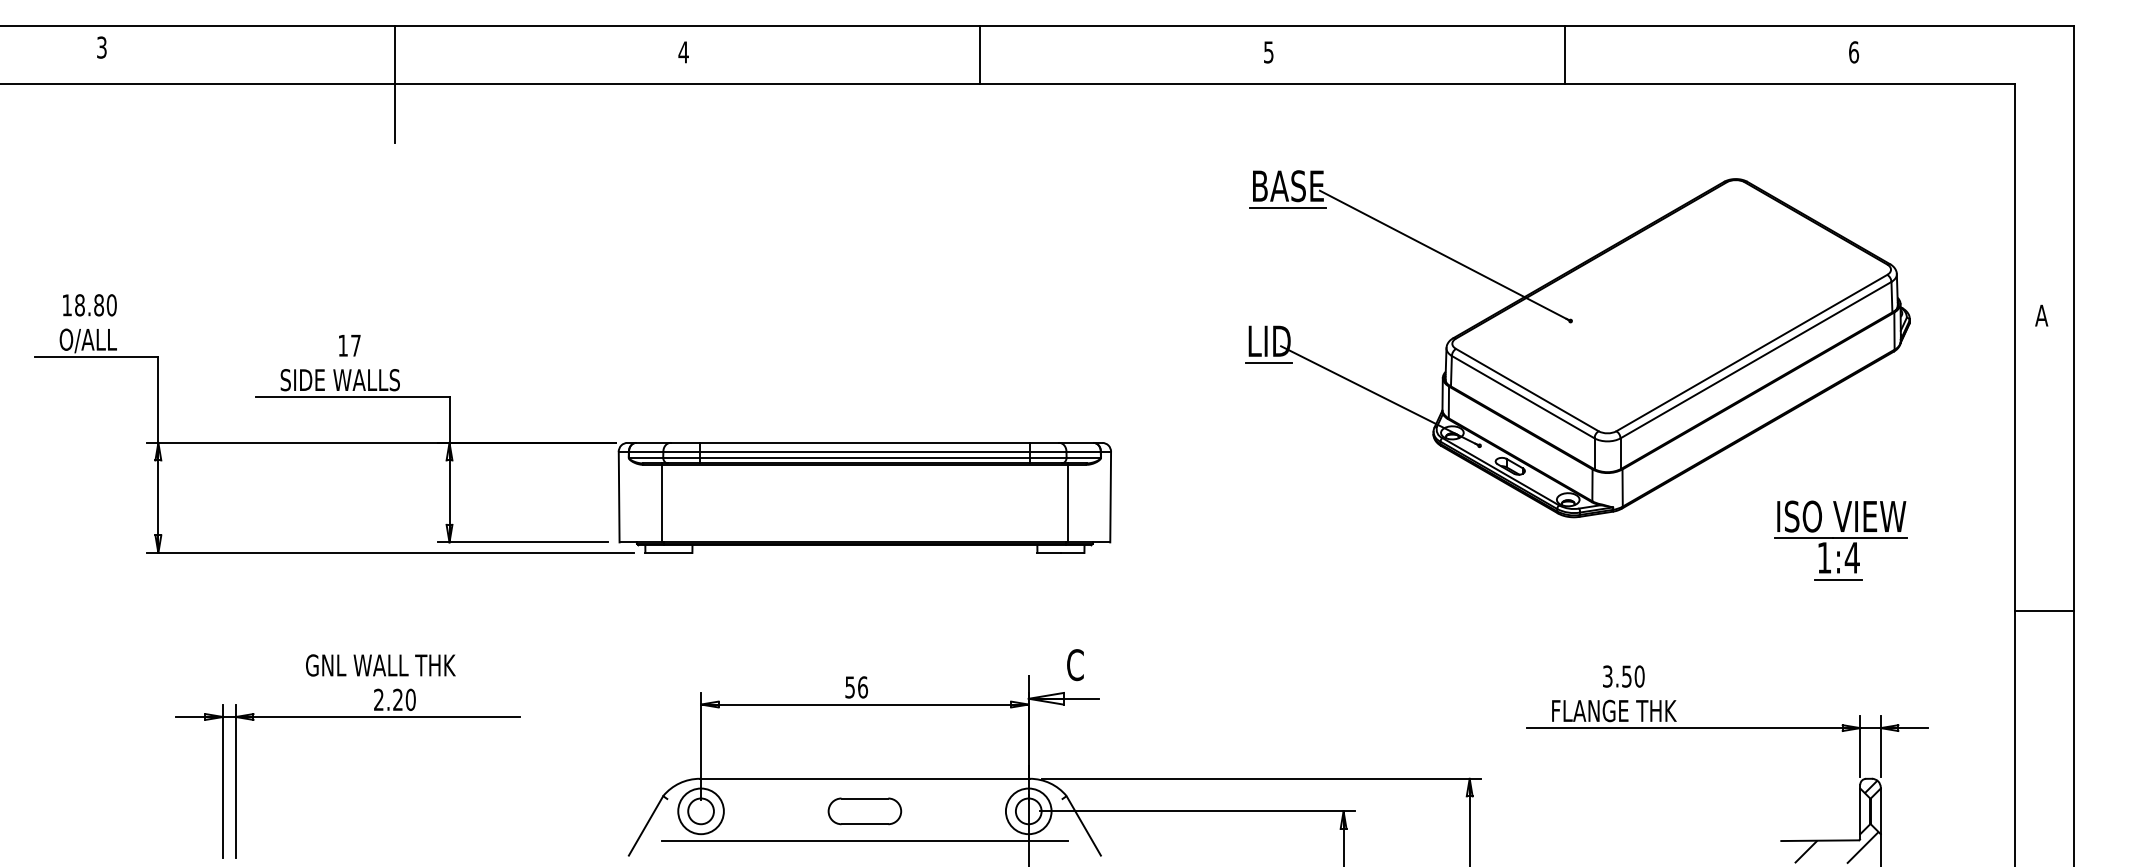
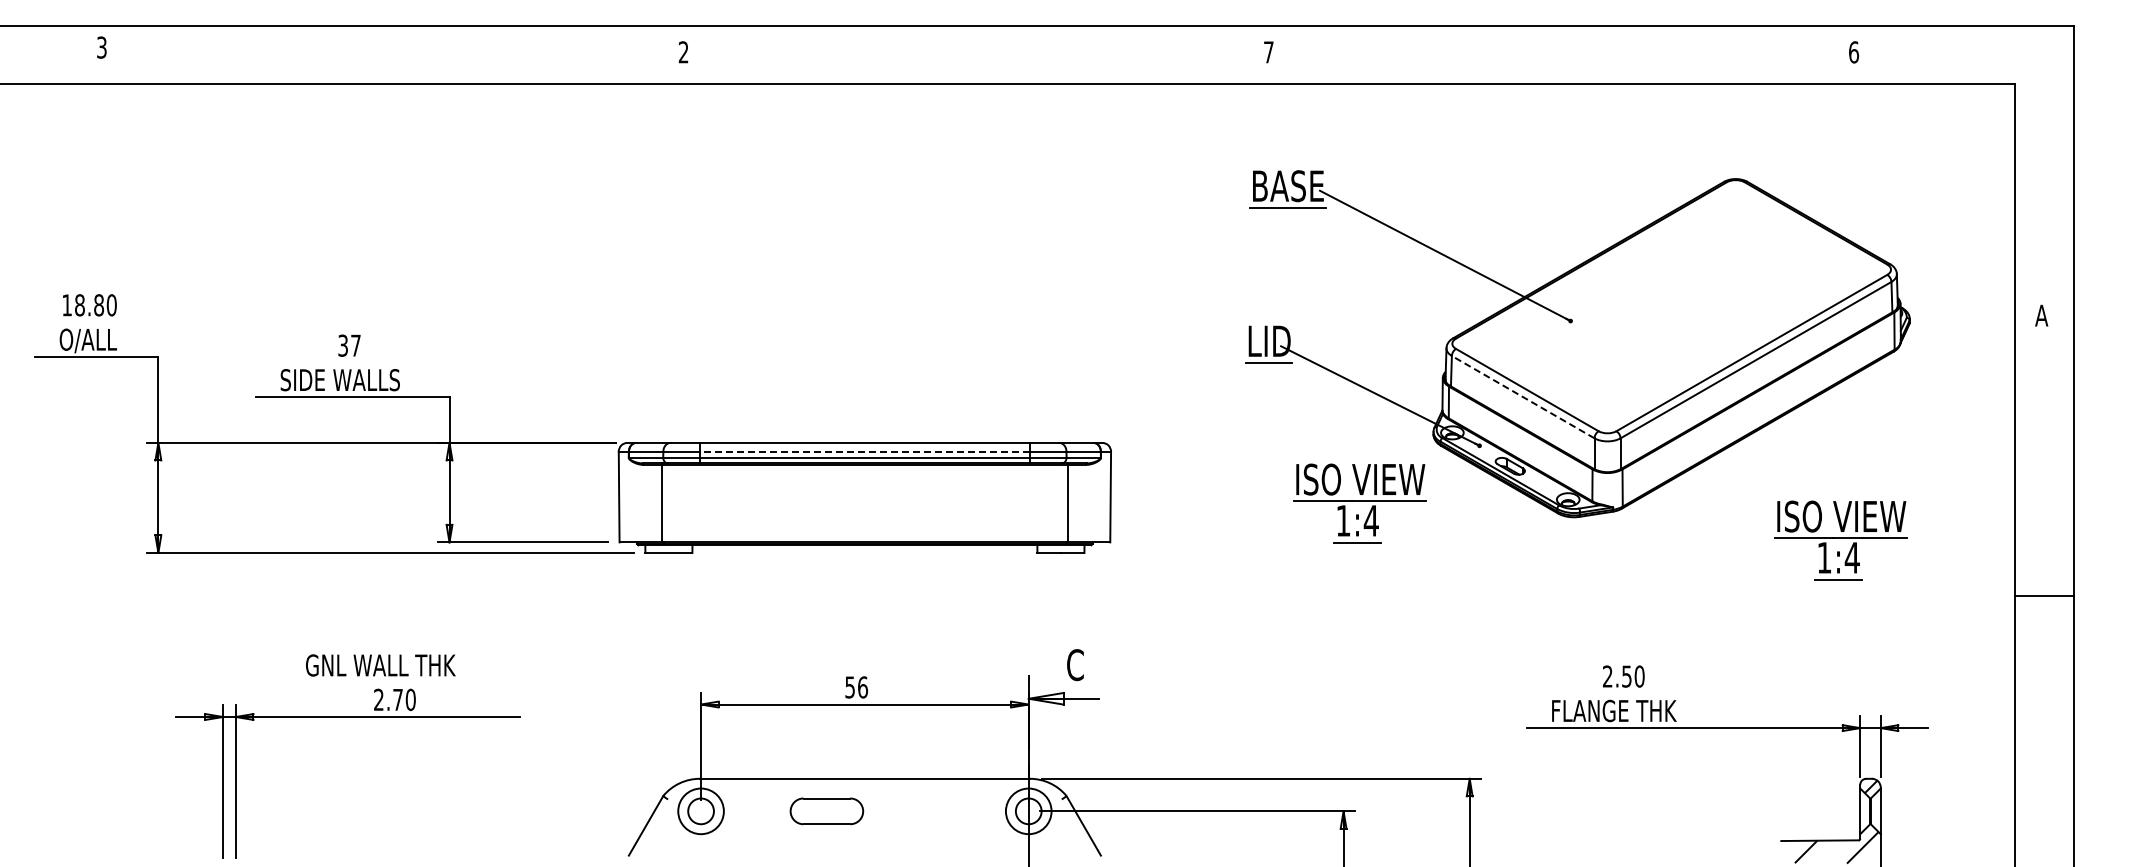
text: 4 -> 2 (683, 52)
text: 5 -> 7 (1268, 52)
line: present -> none (979, 54)
line: present -> none (1564, 54)
line: present -> none (394, 83)
text: 17 -> 37 (342, 345)
line: solid -> dashed (1522, 396)
line: solid -> dashed (864, 451)
part: none -> present (1359, 503)
line position: (2044, 611) -> (2044, 596) (2044, 596)
text: 3.50 -> 2.50 (1607, 676)
text: 2.20 -> 2.70 (397, 699)
part position: (864, 811) -> (826, 811) (826, 811)
line: present -> none (864, 841)
